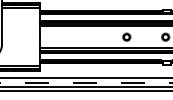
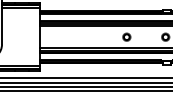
line: dashed -> solid (86, 82)
